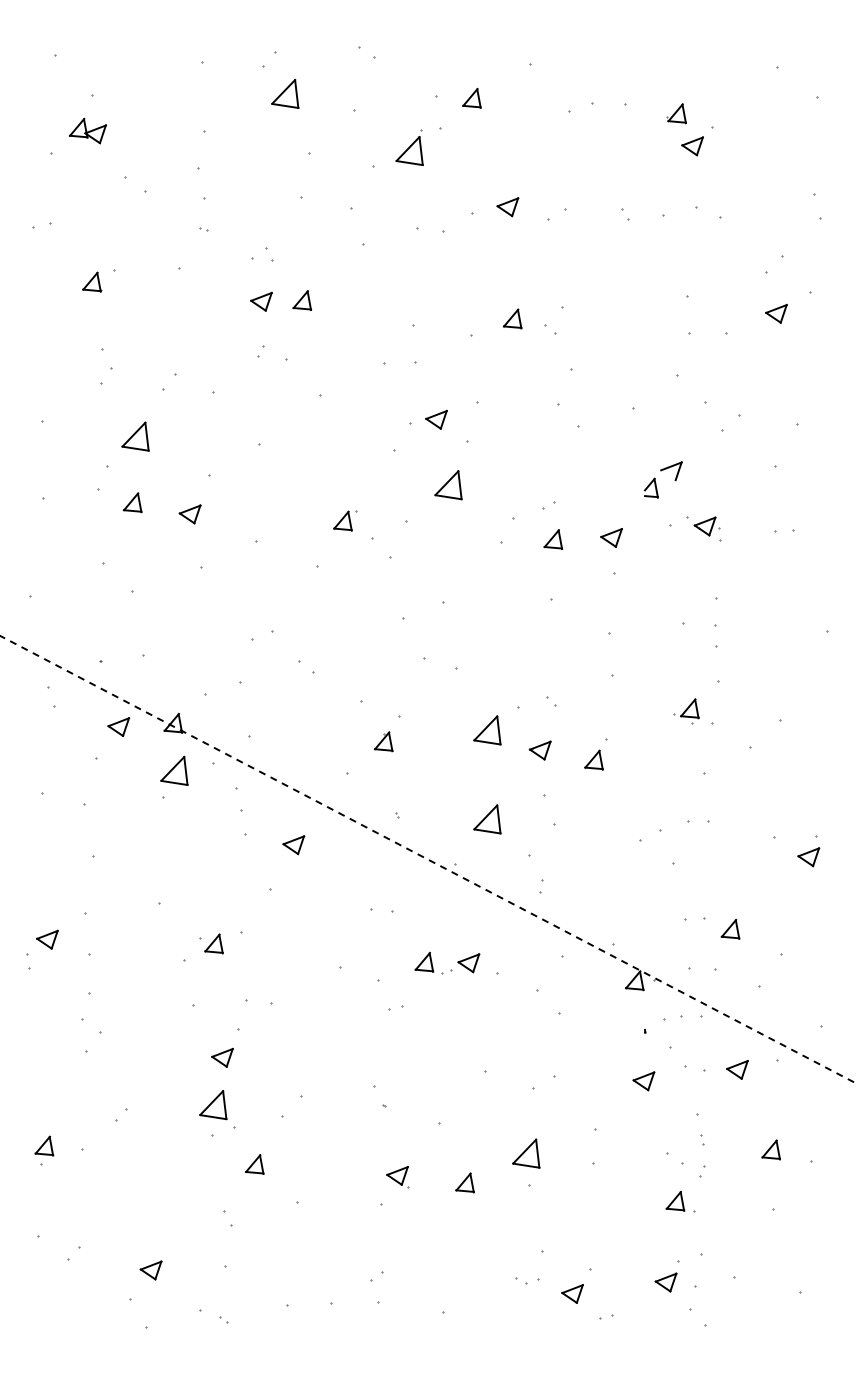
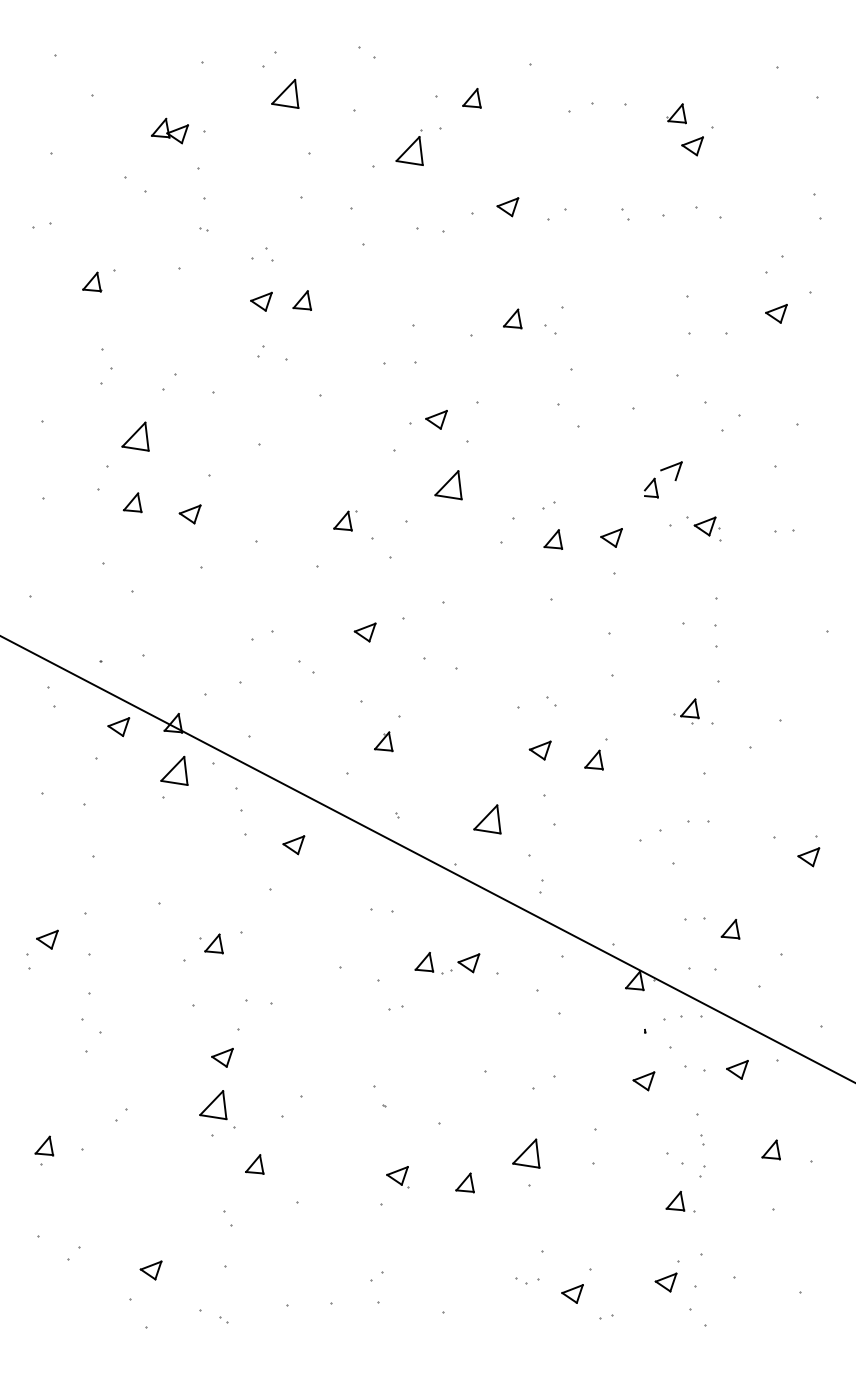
part position: (87, 130) -> (169, 130) (169, 130)
part: none -> present (364, 632)
part: present -> none (487, 730)
line: dashed -> solid (428, 859)
